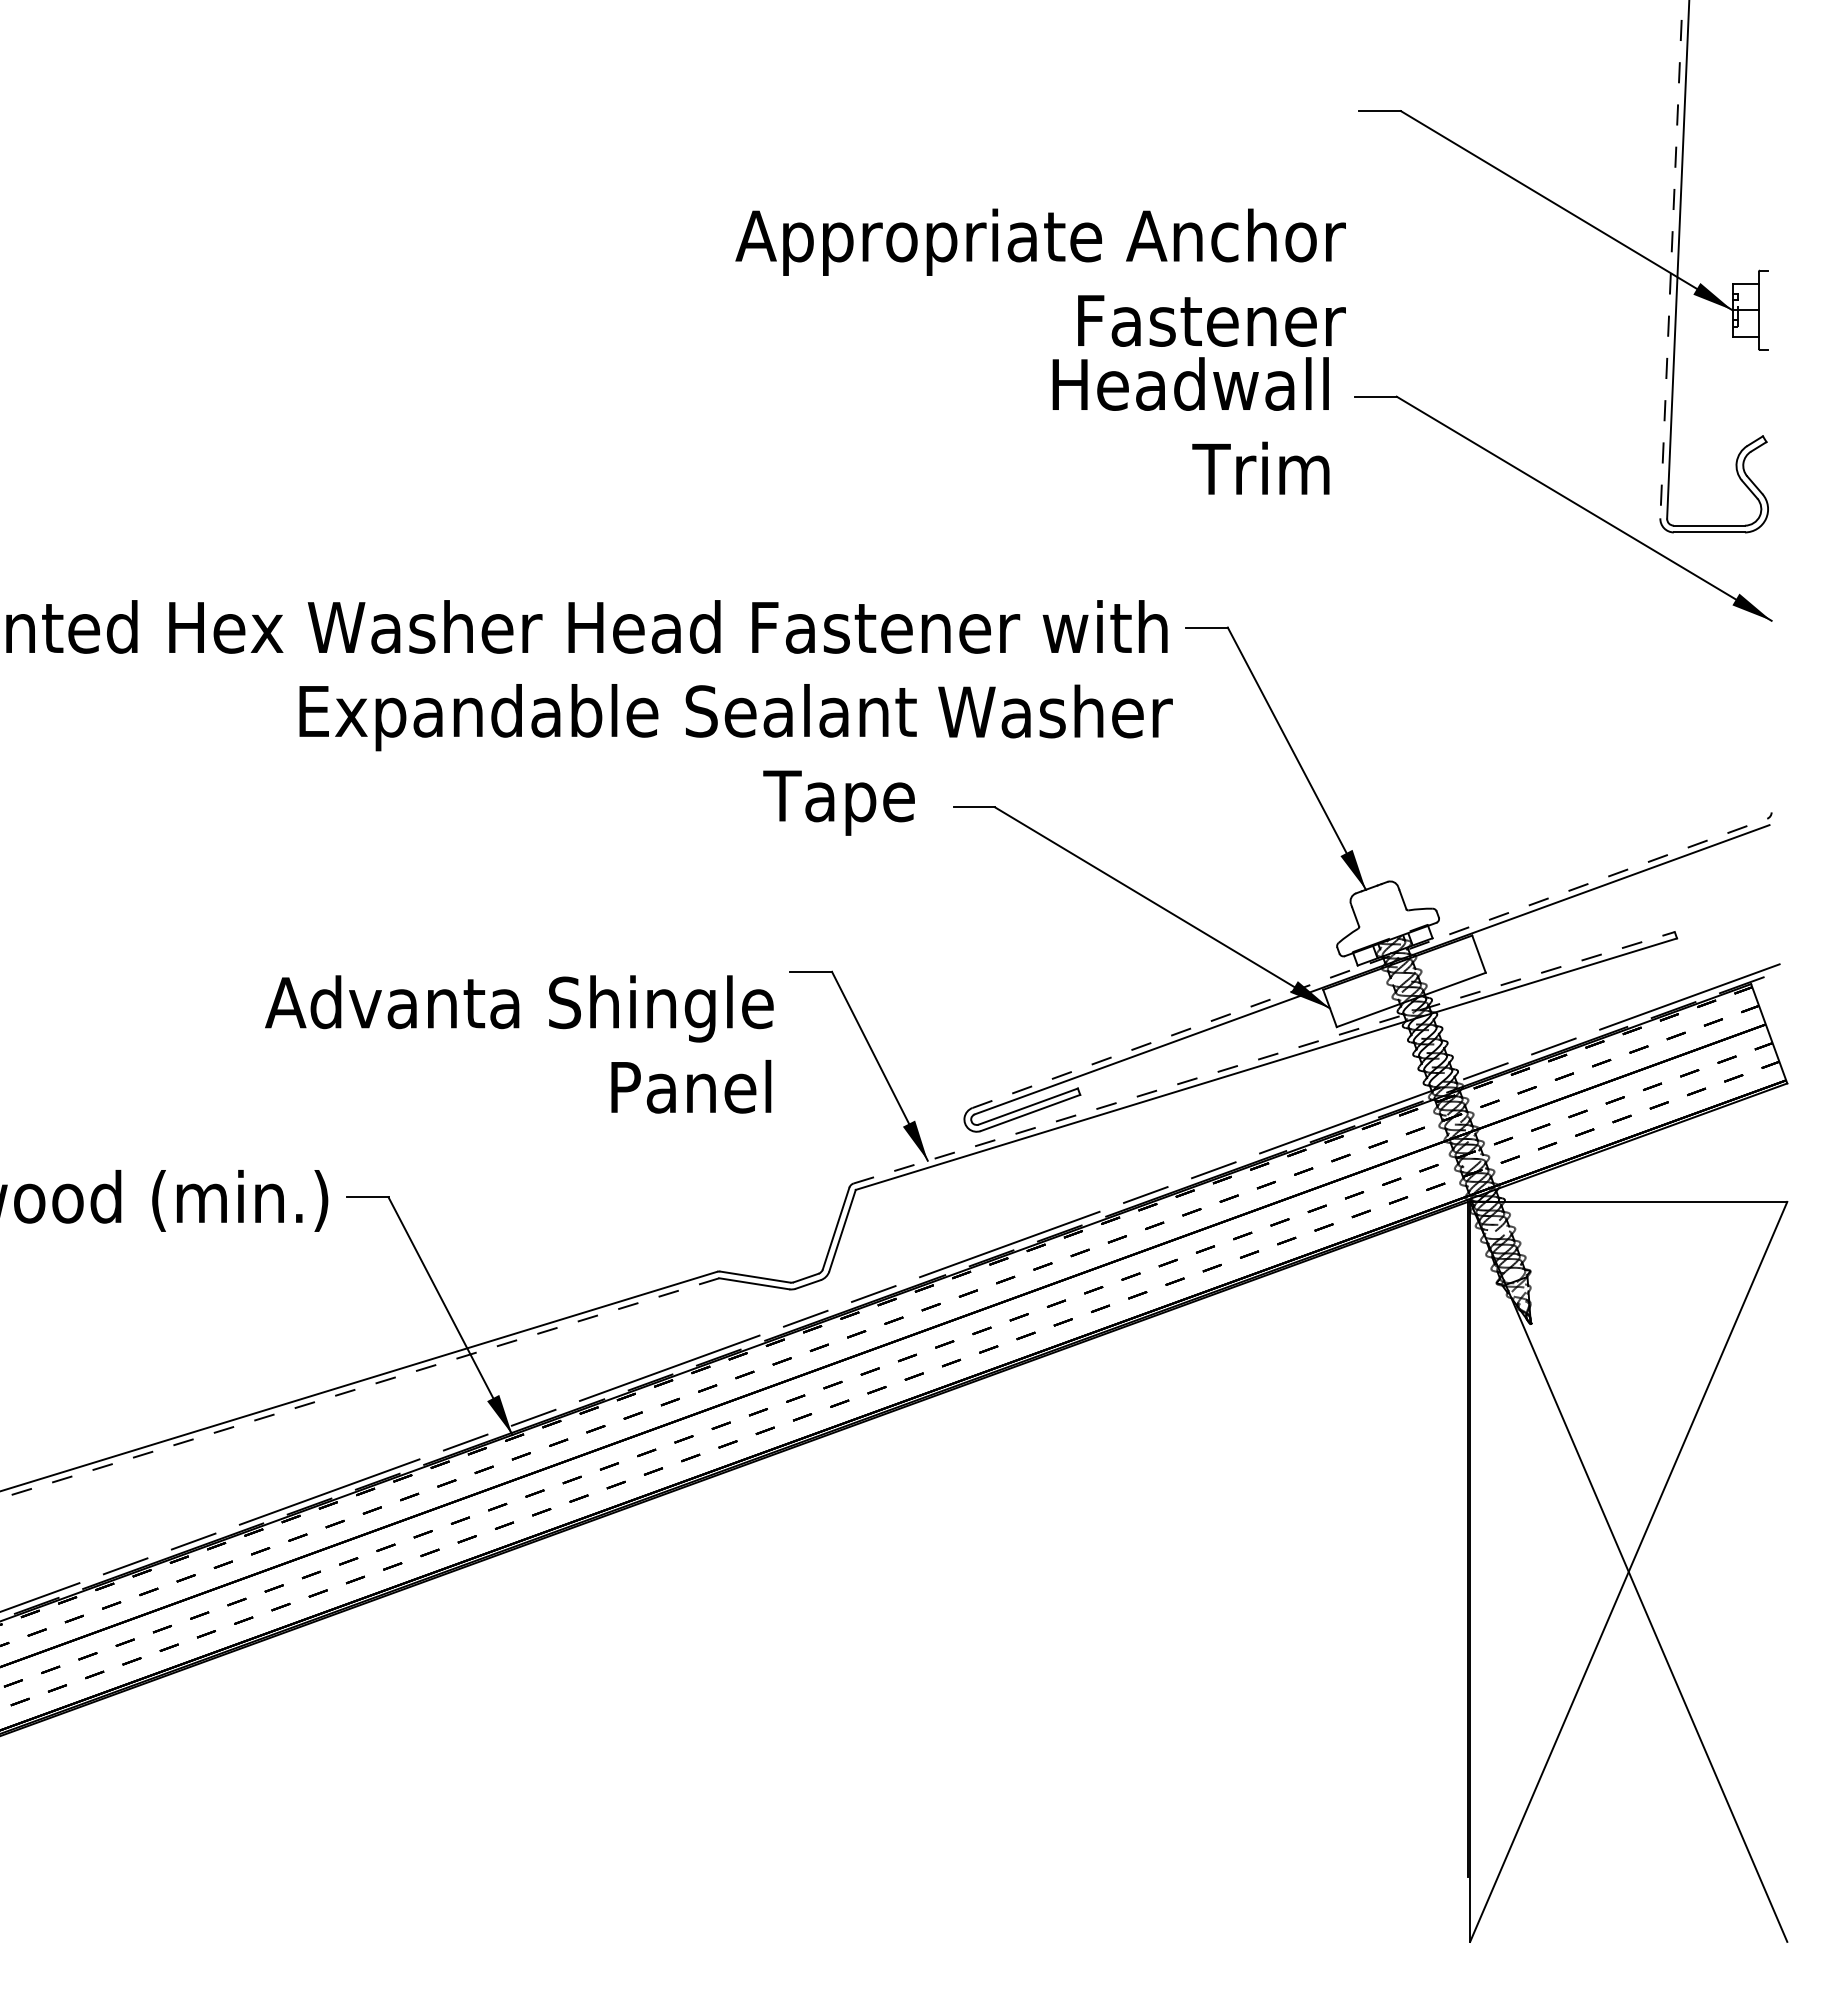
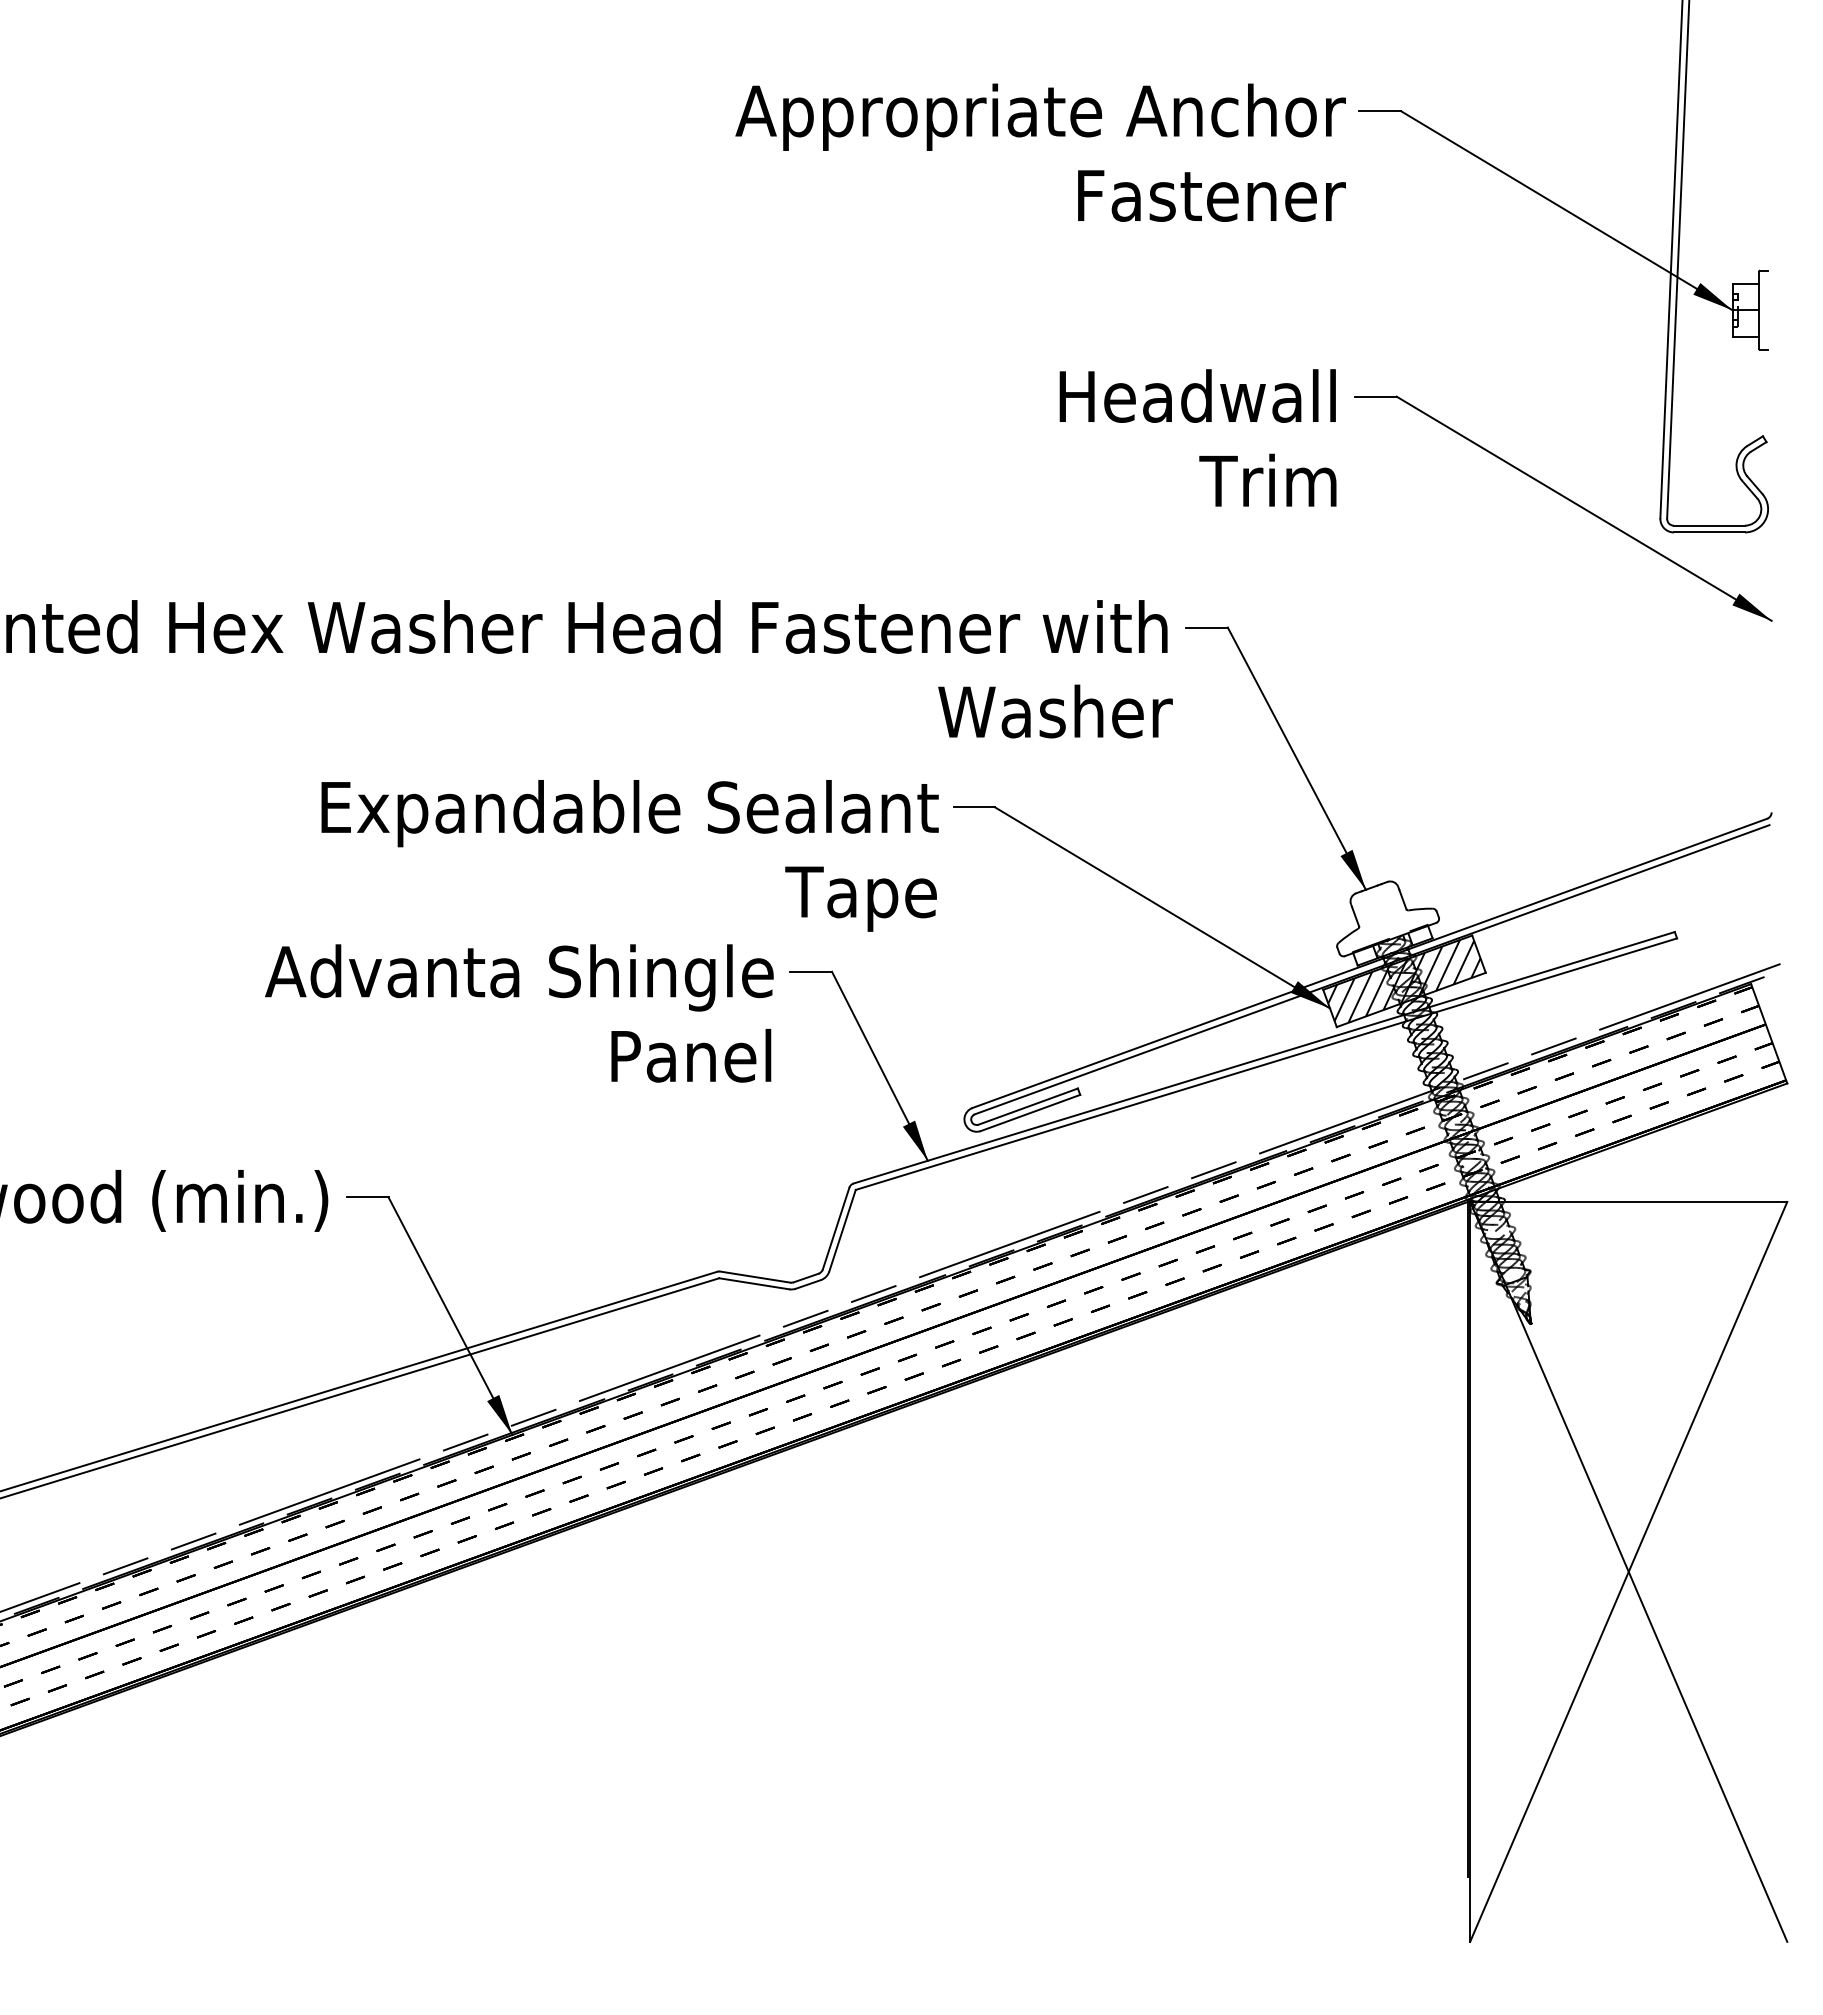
line: dashed -> solid (1671, 259)
text position: (1040, 277) -> (1040, 152) (1040, 152)
text position: (1190, 425) -> (1197, 437) (1197, 437)
text position: (607, 759) -> (629, 855) (629, 855)
line: dashed -> solid (1369, 963)
hatch: none -> present (1404, 981)
text position: (519, 1044) -> (519, 1013) (519, 1013)
line: dashed -> solid (1264, 1057)
line: dashed -> solid (359, 1388)
